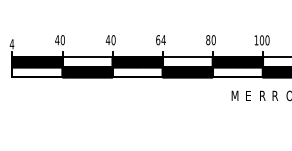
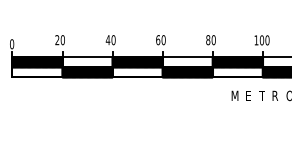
text: 40 -> 20 (57, 40)
text: 64 -> 60 (163, 40)
text: 4 -> 0 (11, 44)
text: R -> T (262, 95)
